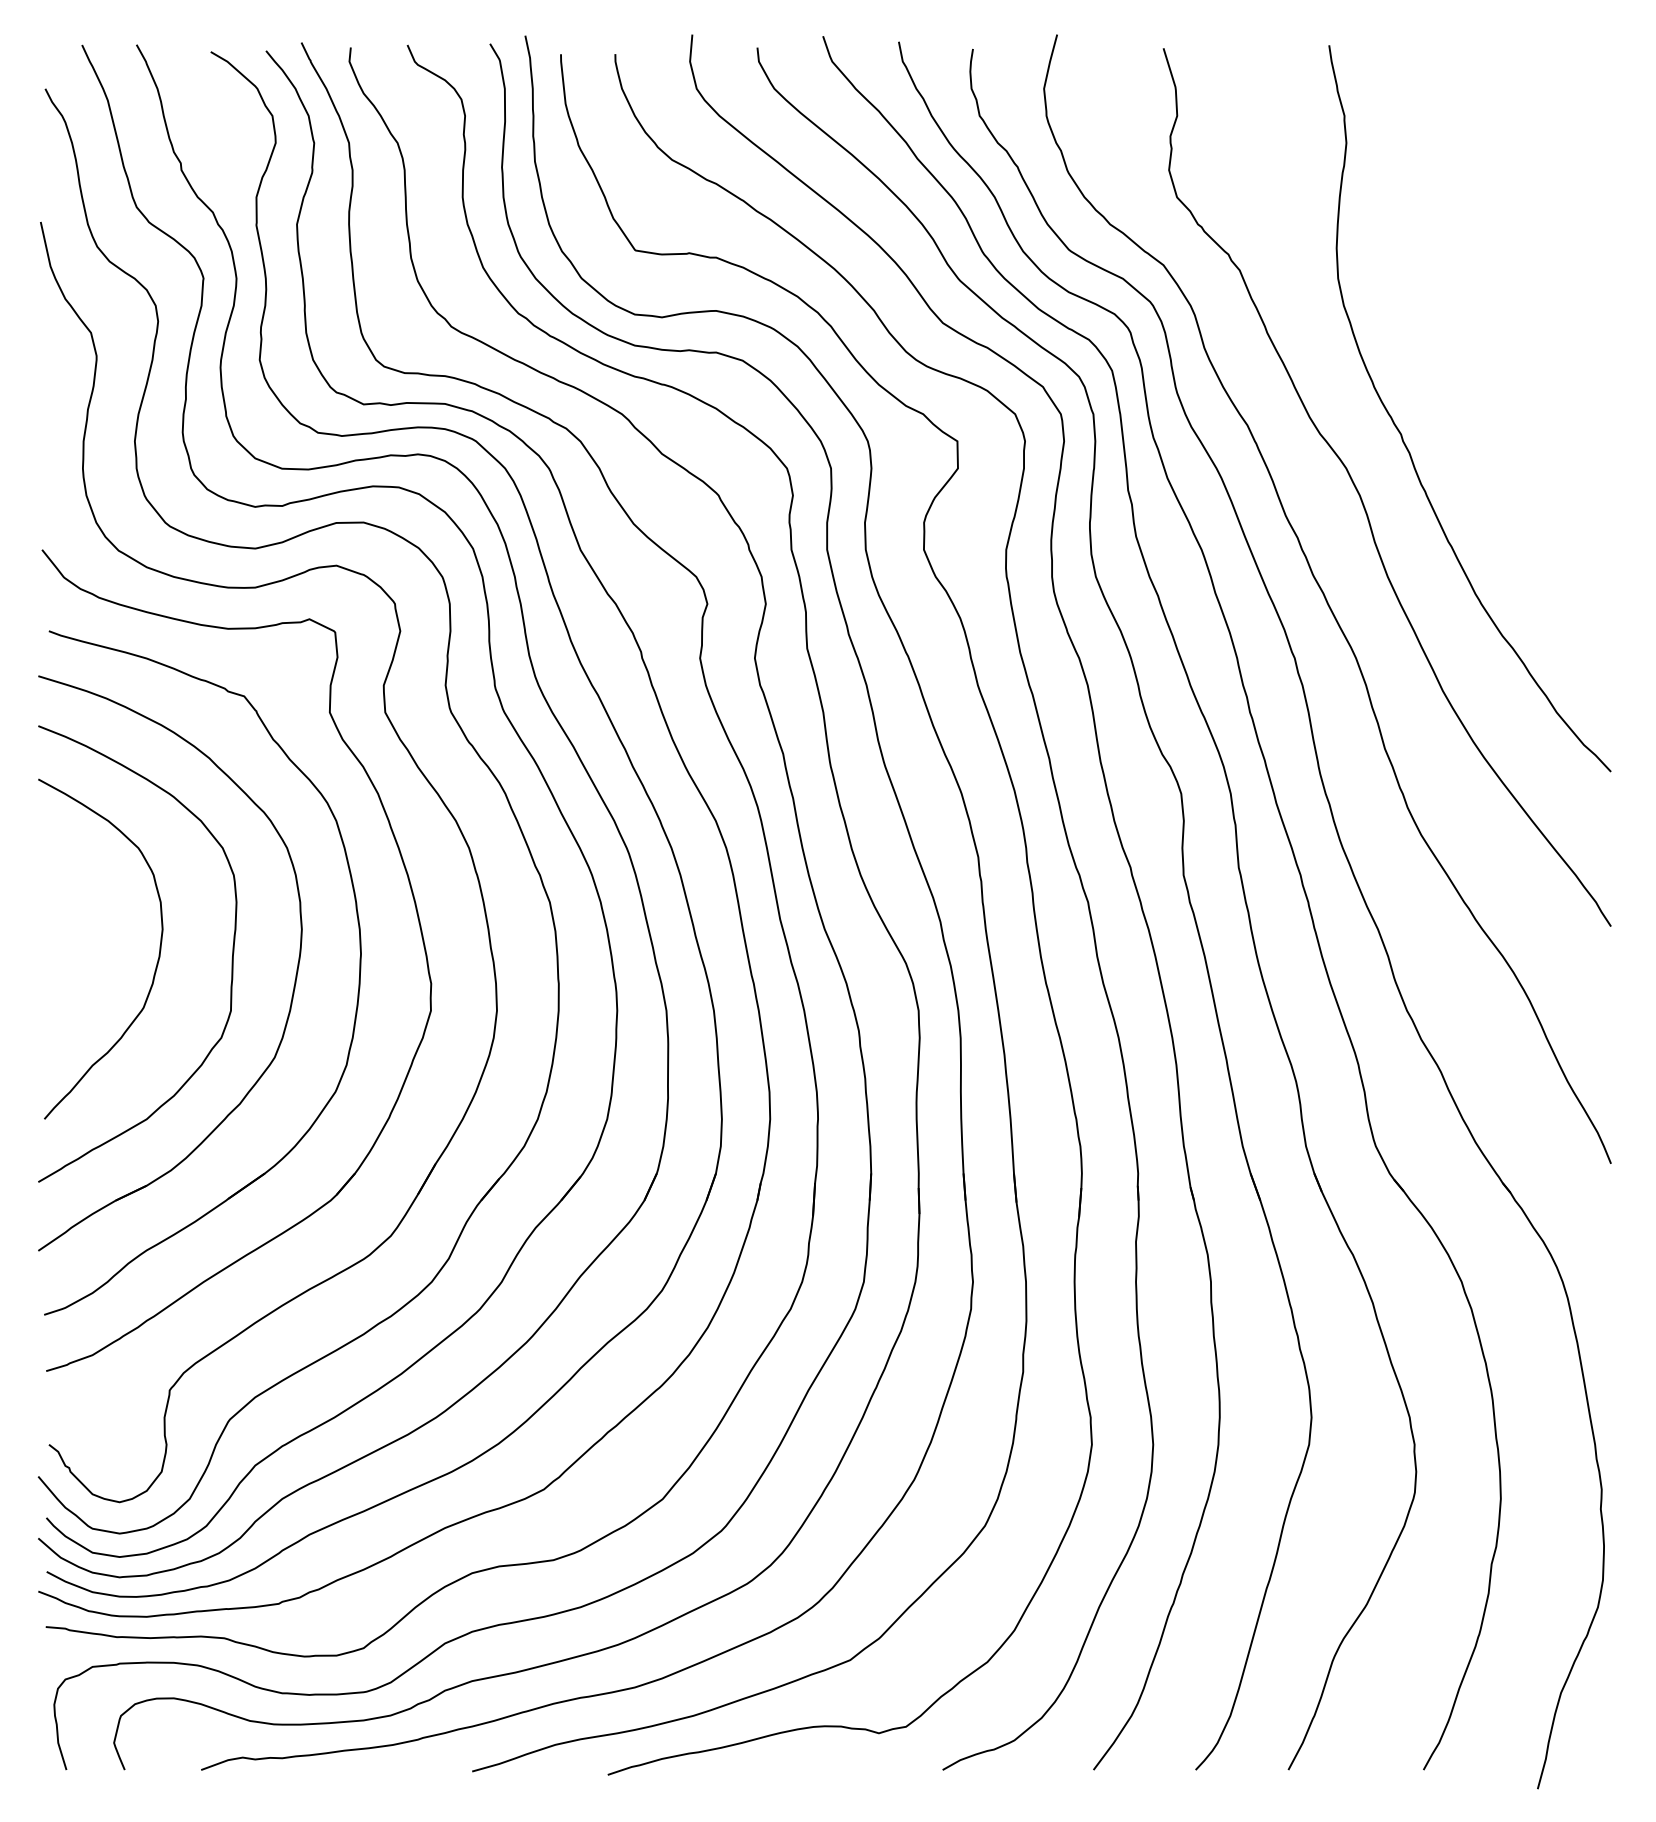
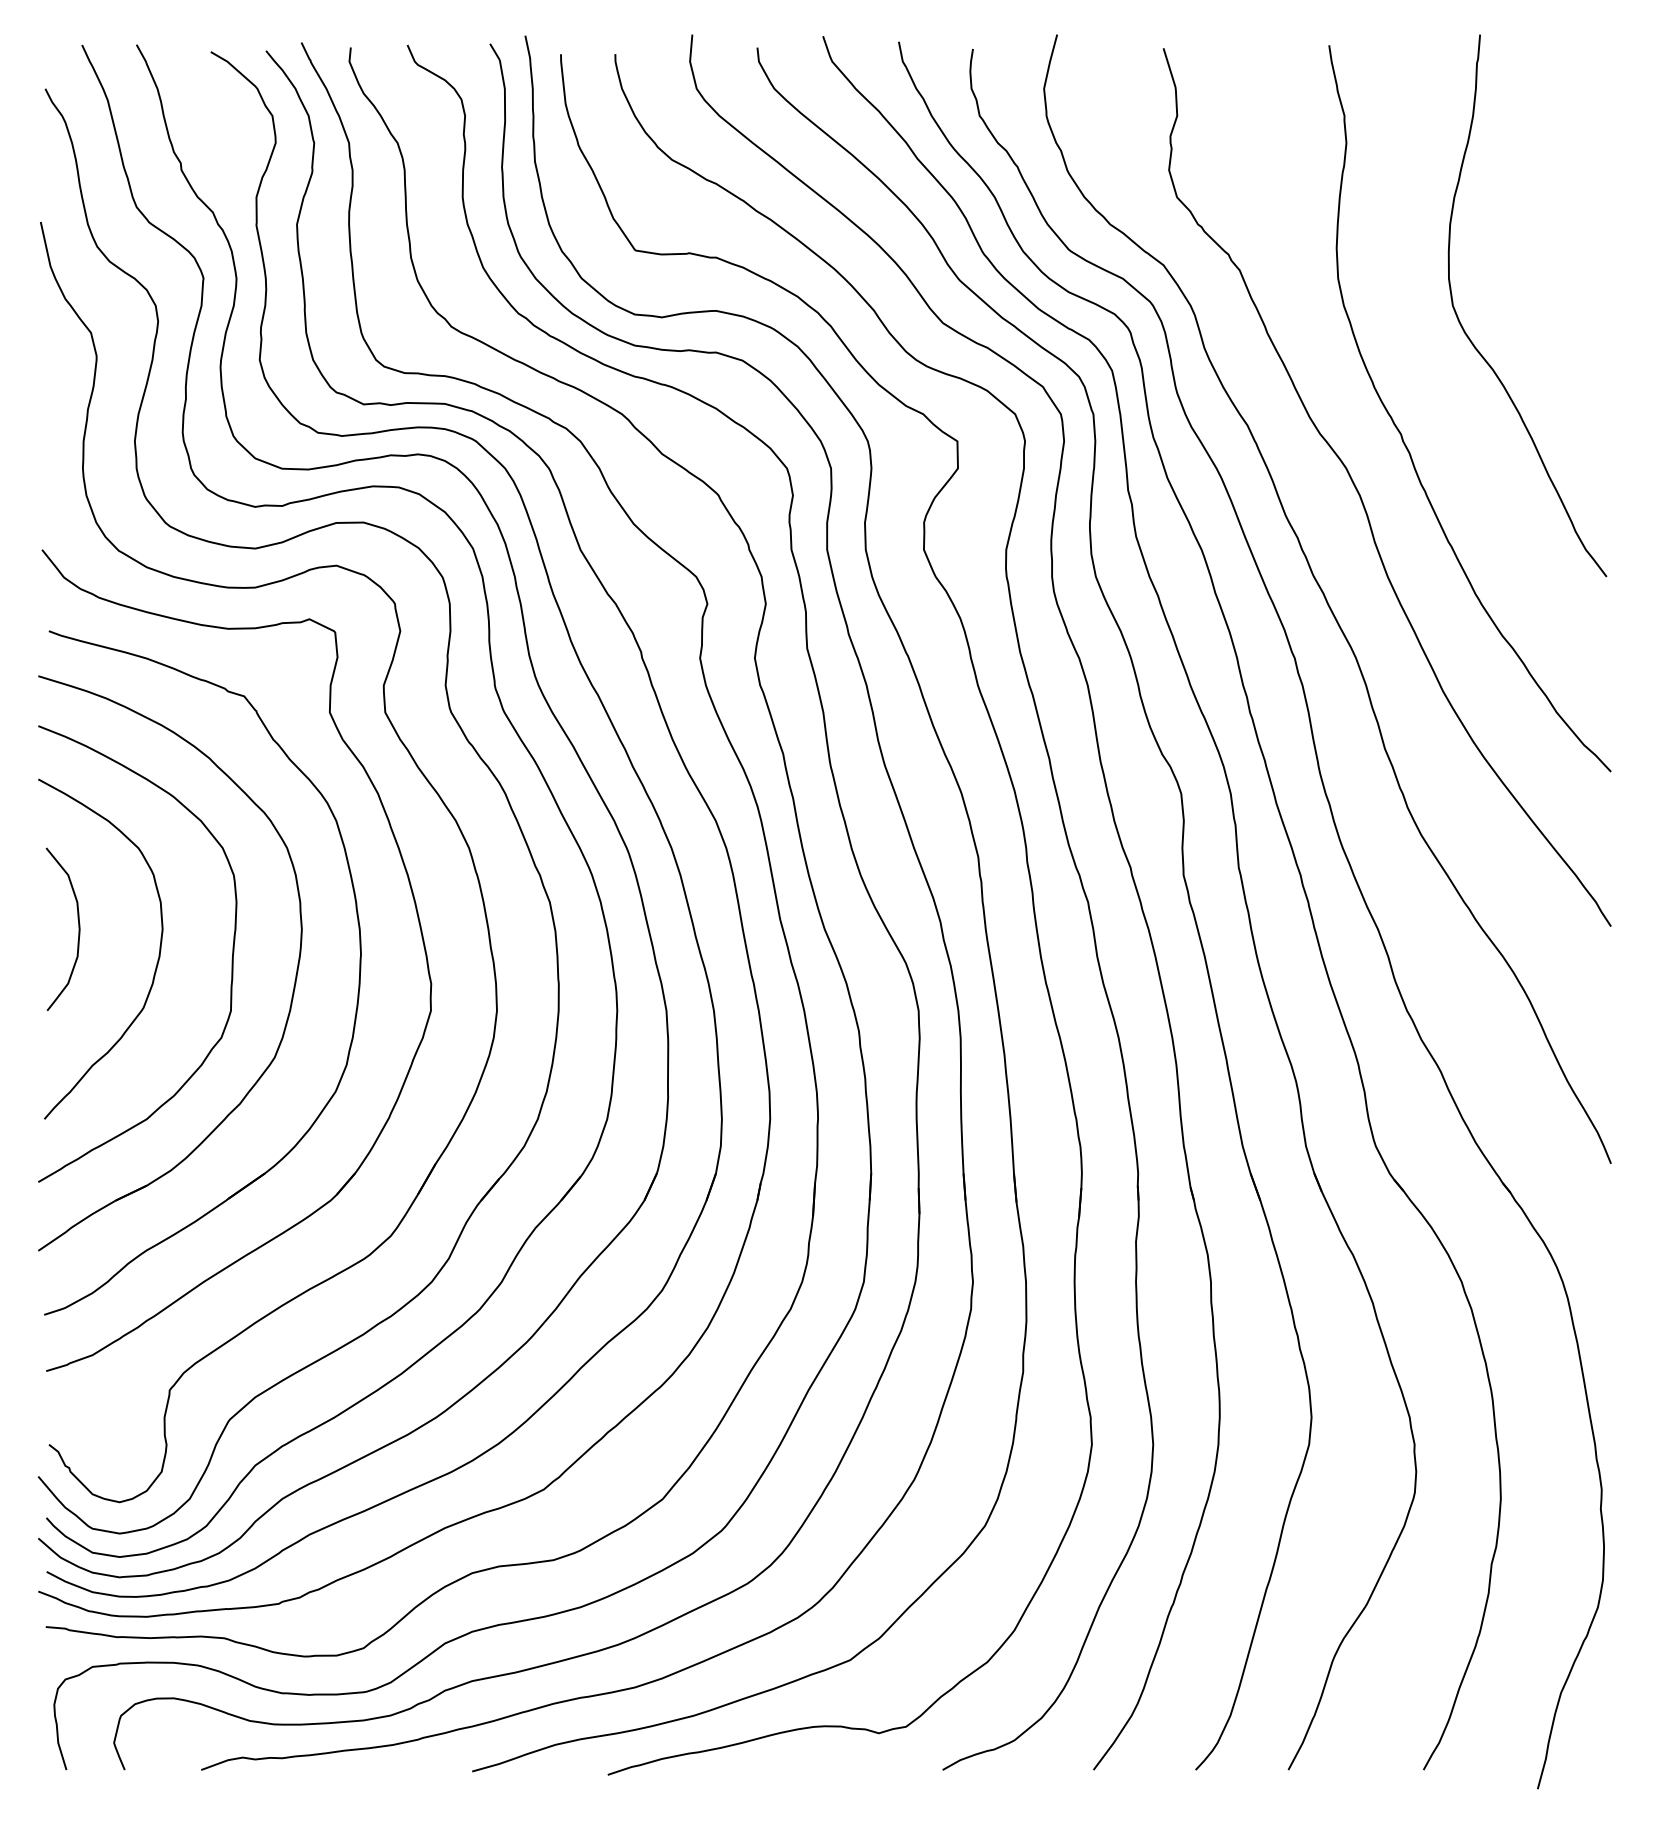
curve: none -> present (1472, 341)
curve: none -> present (78, 928)
